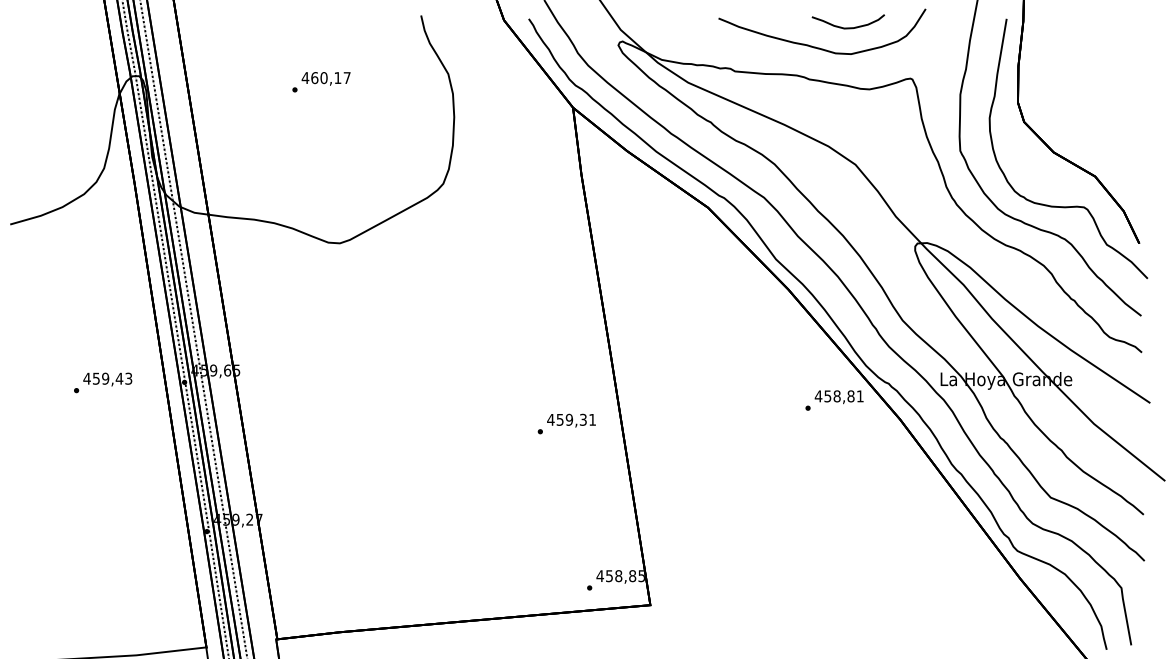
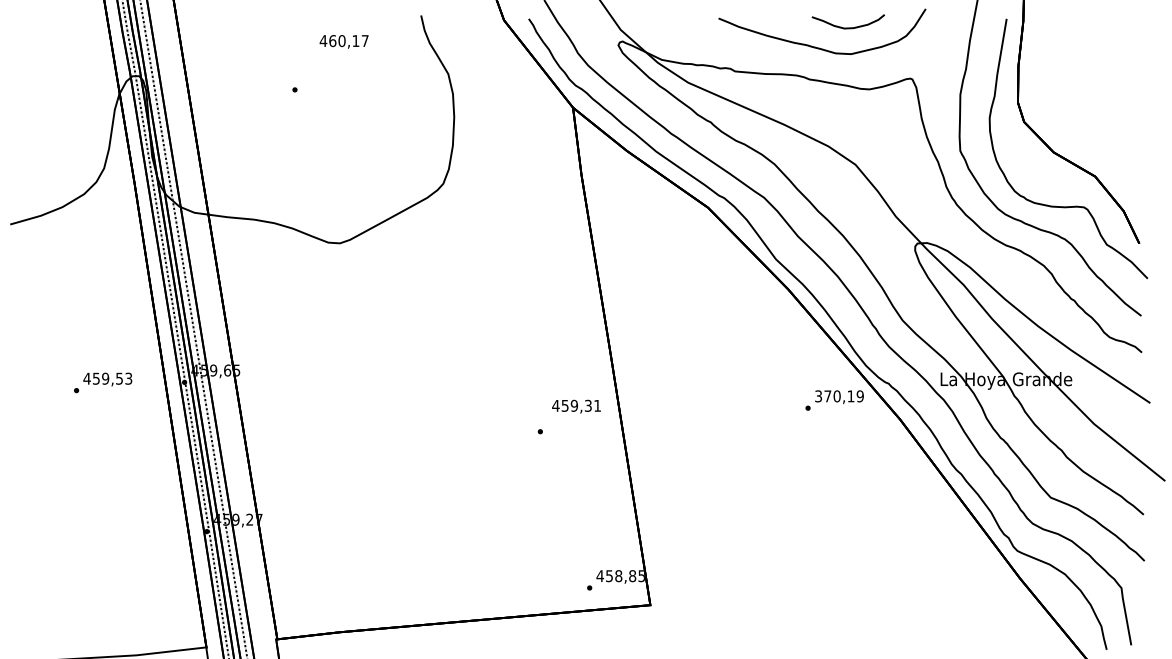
text position: (325, 78) -> (343, 41) (343, 41)
text: 459,43 -> 459,53 (119, 378)
text: 458,81 -> 370,19 (838, 396)
text position: (571, 420) -> (576, 406) (576, 406)
